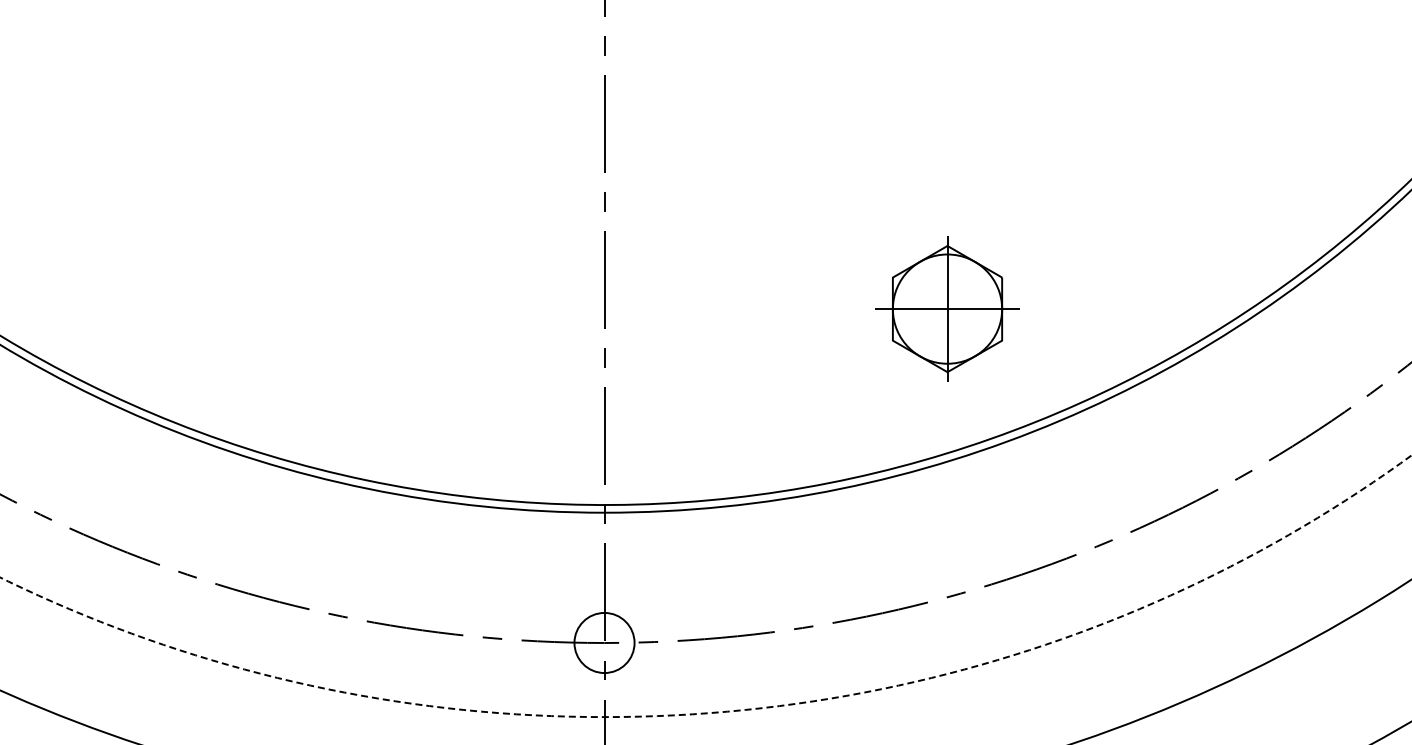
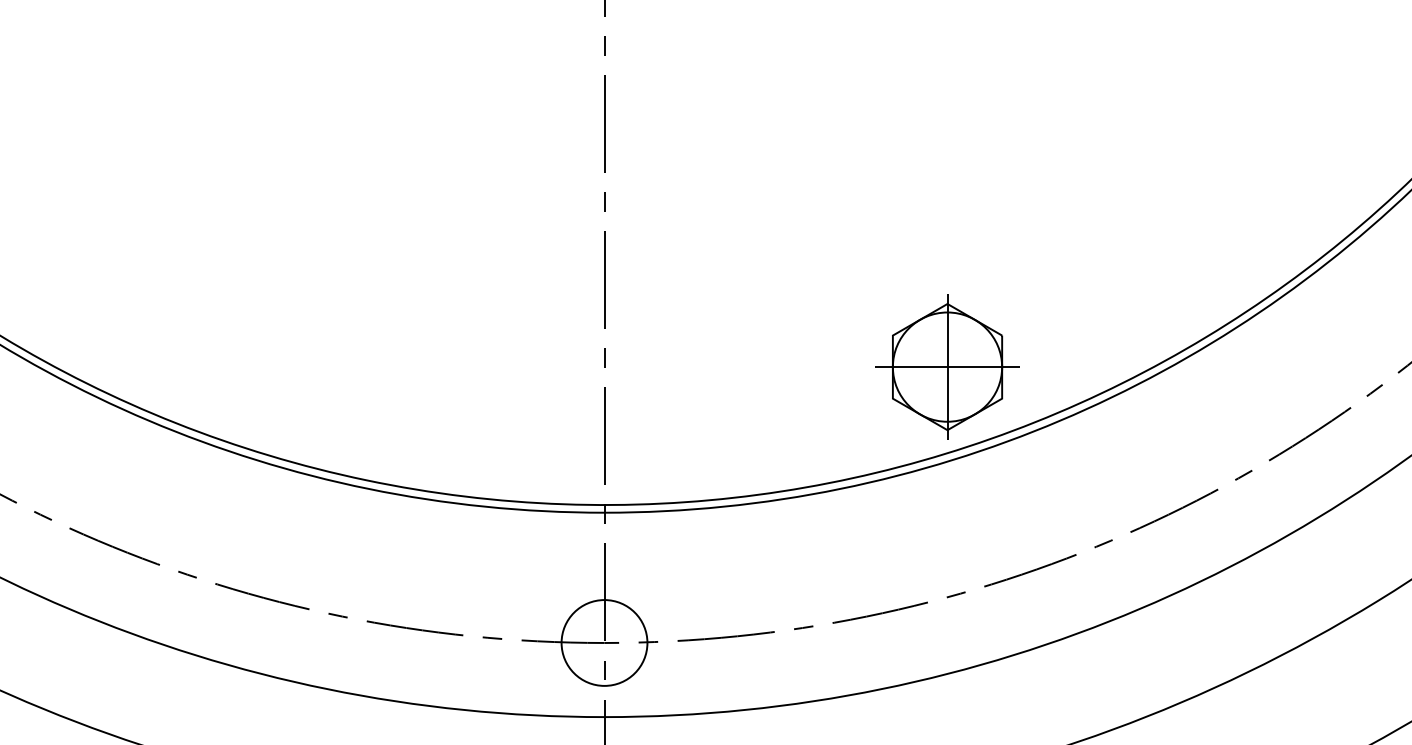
part position: (947, 308) -> (947, 366) (947, 366)
circle: dashed -> solid (705, 586)
circle diameter: 60 px -> 86 px (604, 642)
